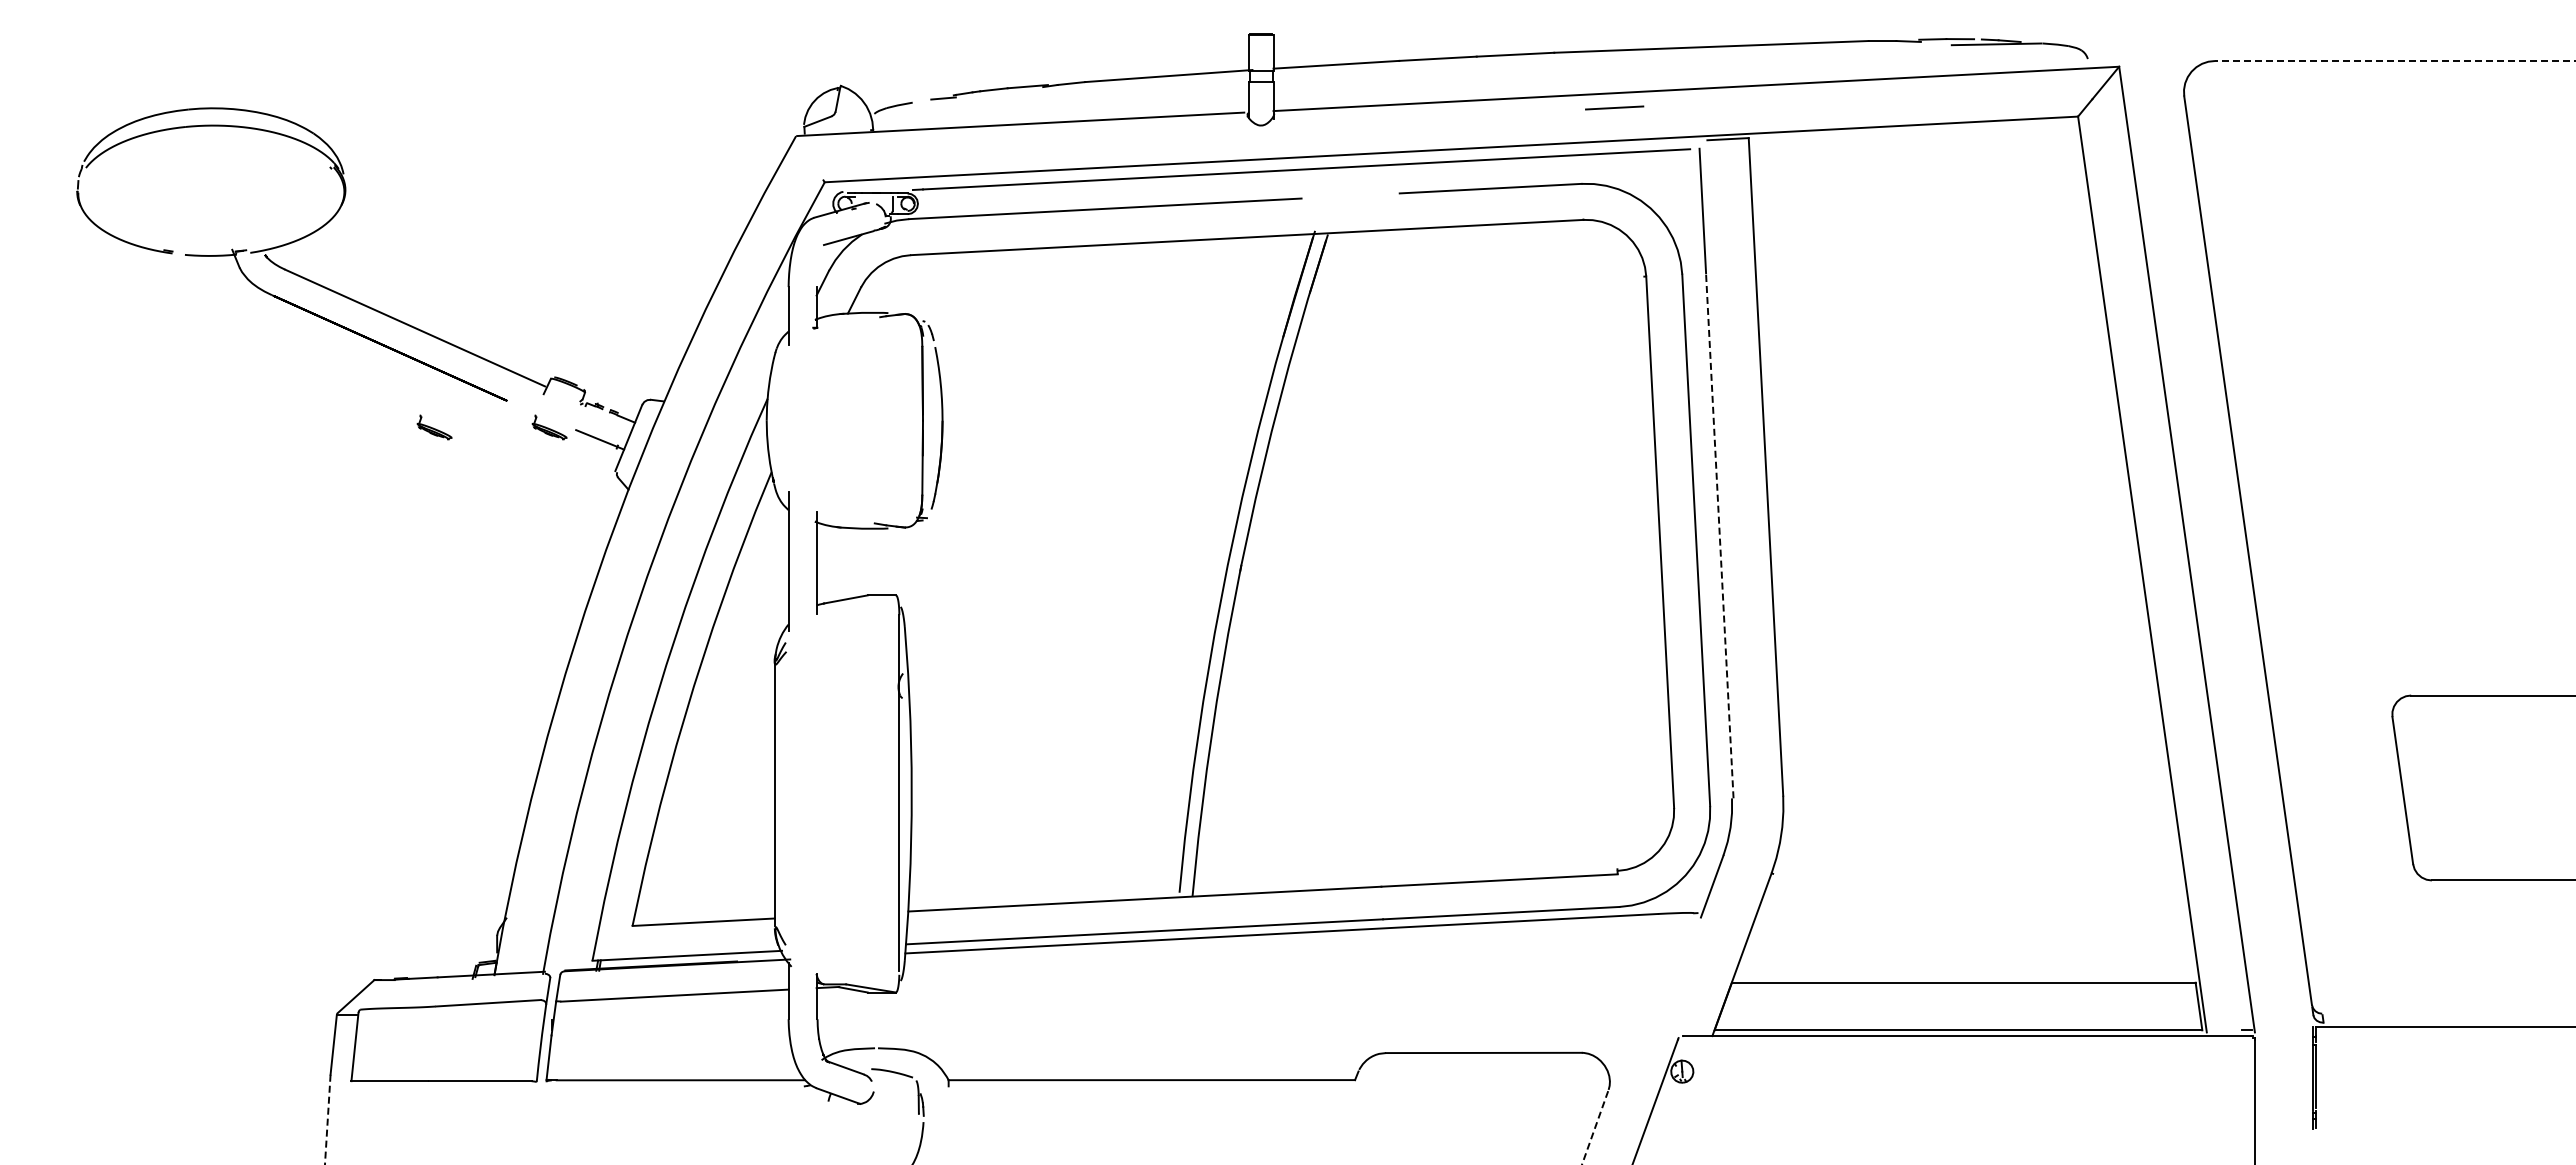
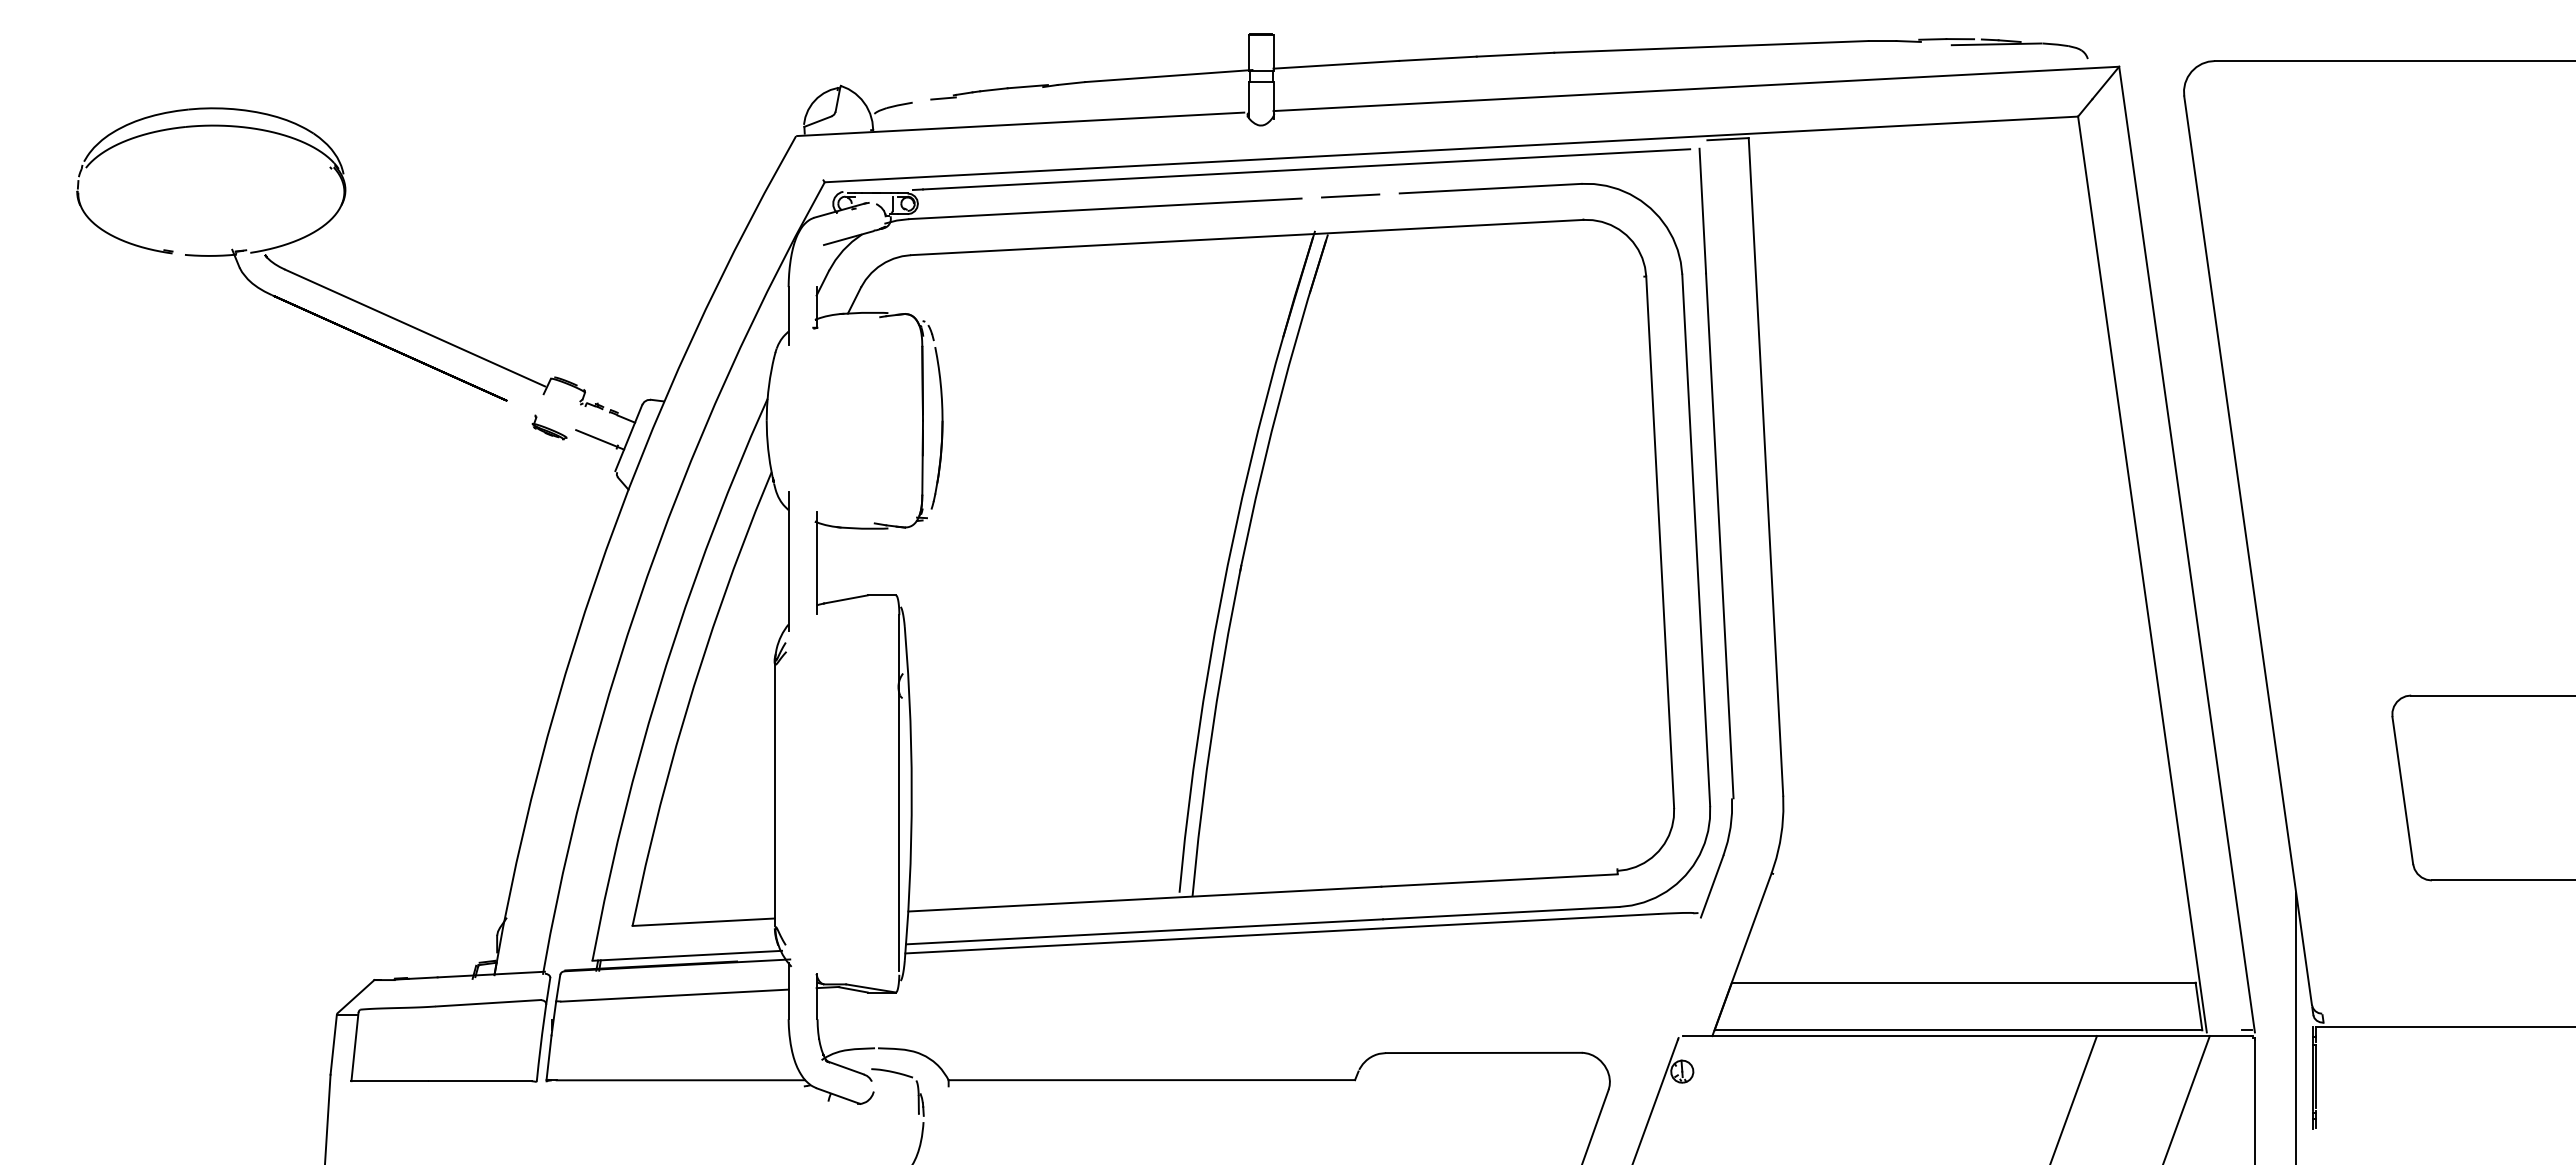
line: dashed -> solid (2394, 61)
line position: (1614, 107) -> (1350, 195) (1350, 195)
part: present -> none (434, 427)
line: dashed -> solid (1719, 535)
line: none -> present (2296, 1026)
line: none -> present (2073, 1098)
line: none -> present (2186, 1098)
line: dashed -> solid (327, 1119)
line: dashed -> solid (1595, 1127)
